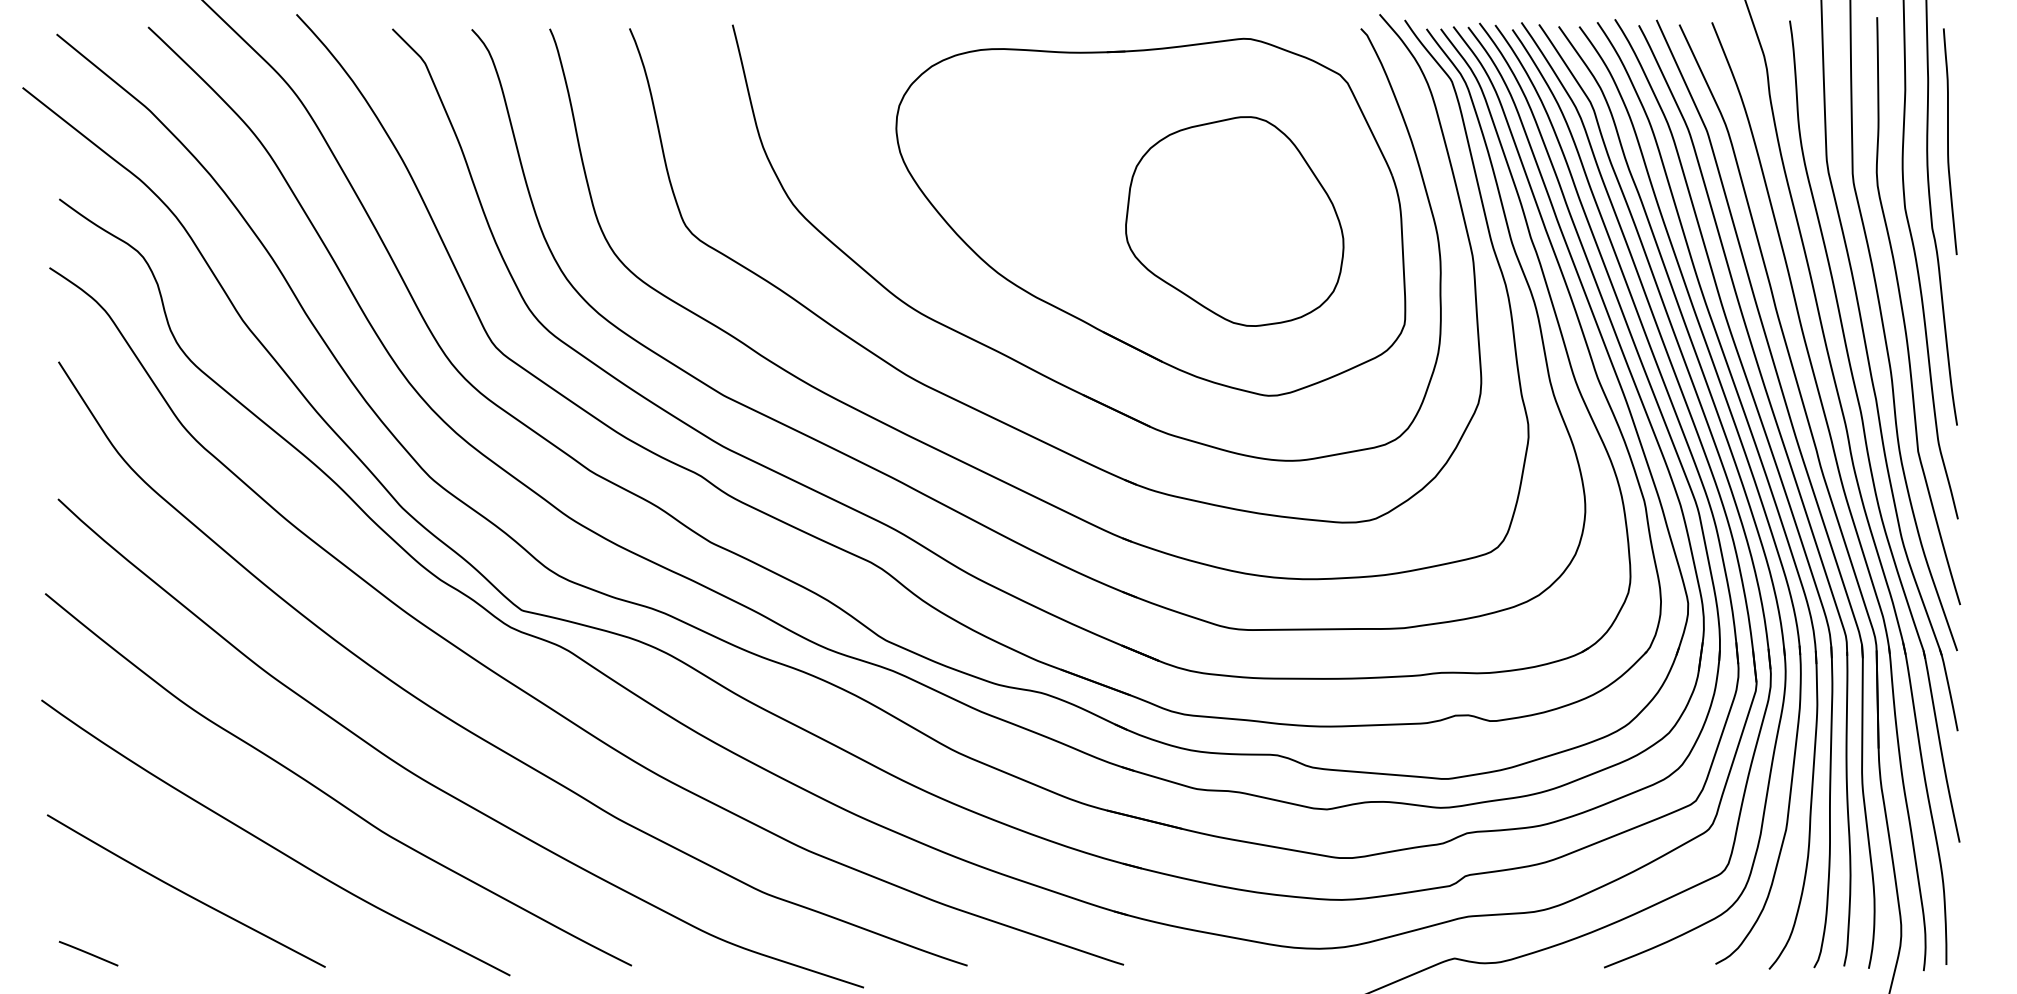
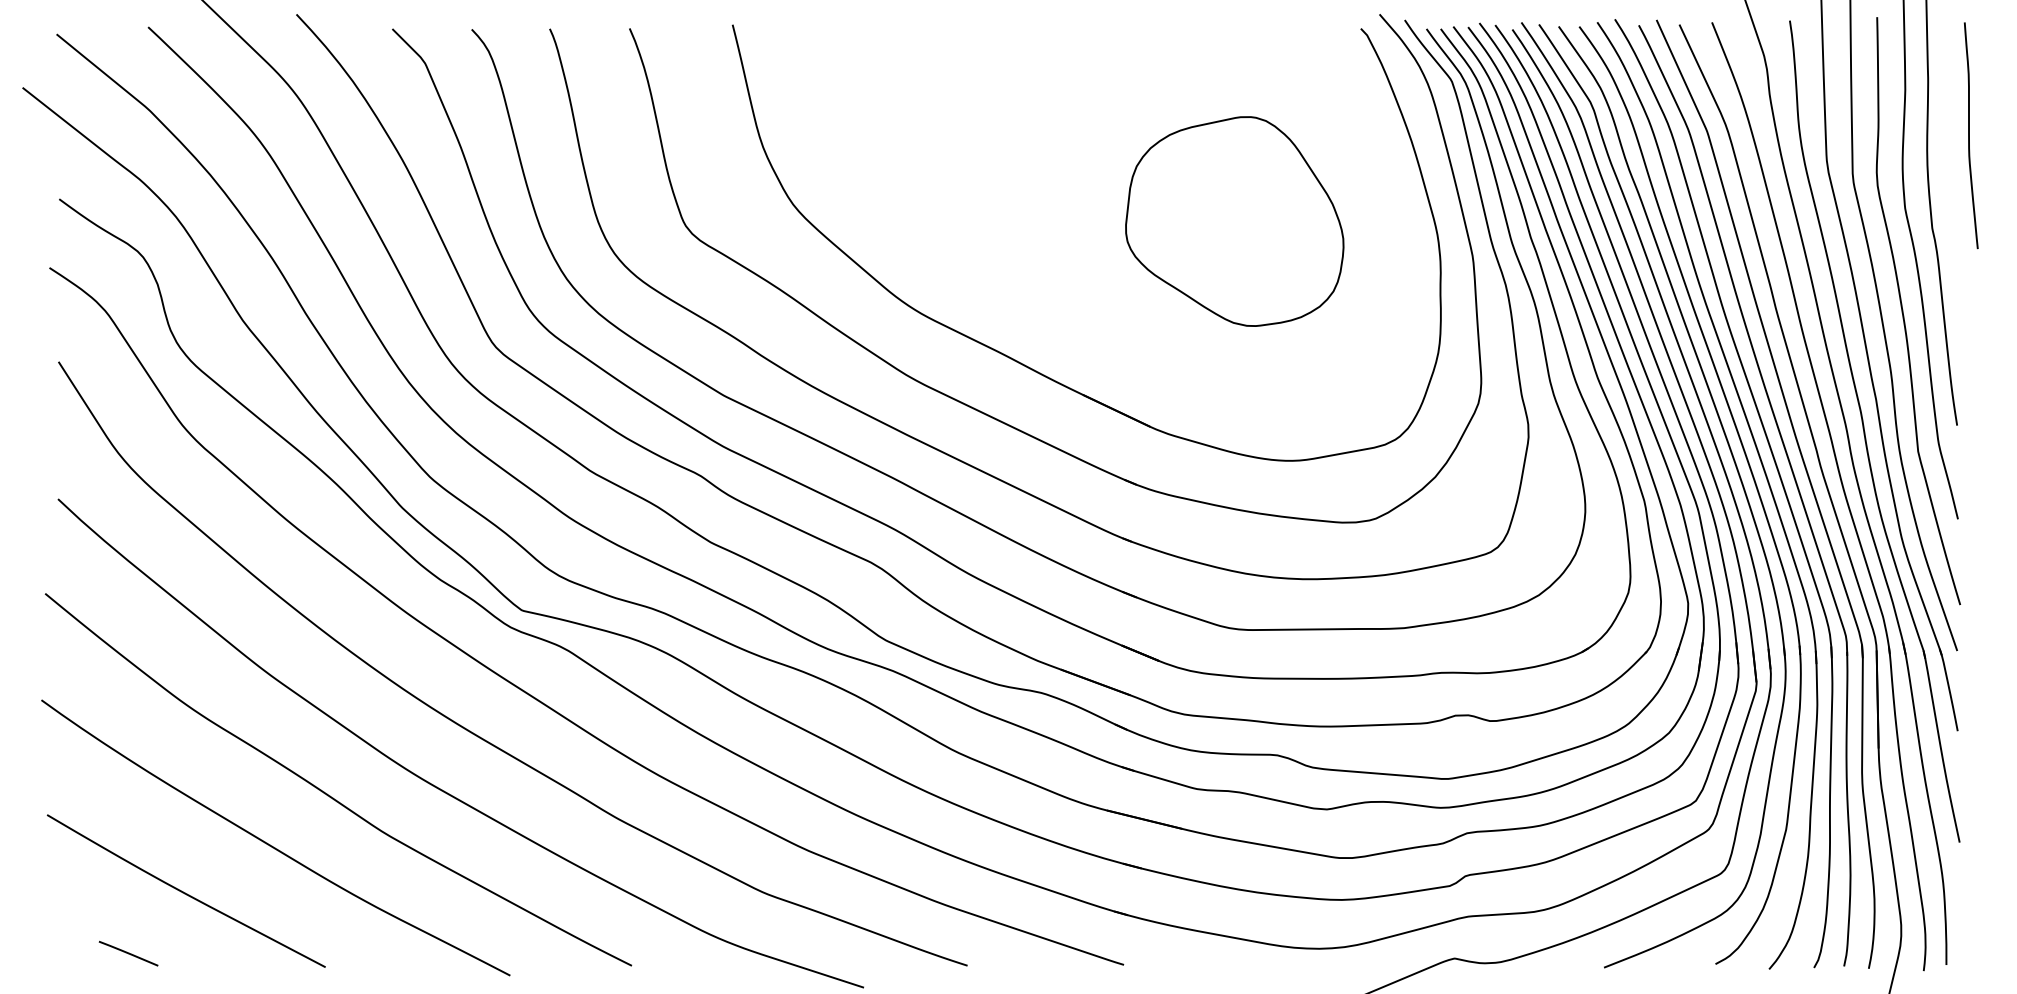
curve position: (1948, 141) -> (1969, 135) (1969, 135)
part: present -> none (1150, 216)
line position: (88, 953) -> (128, 953) (128, 953)
